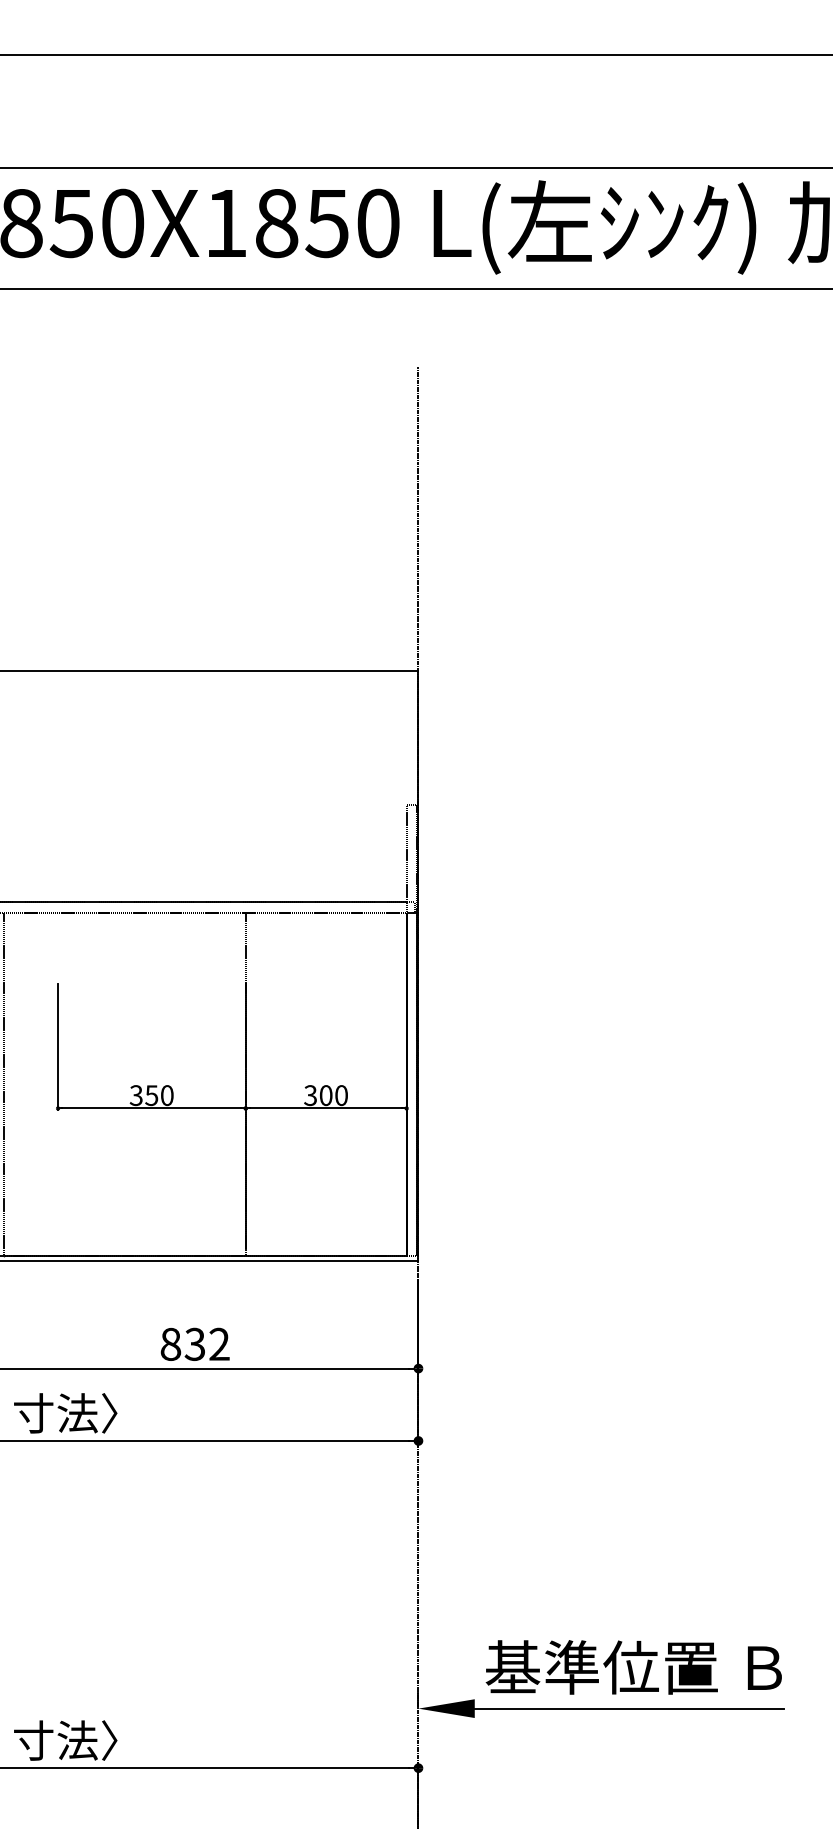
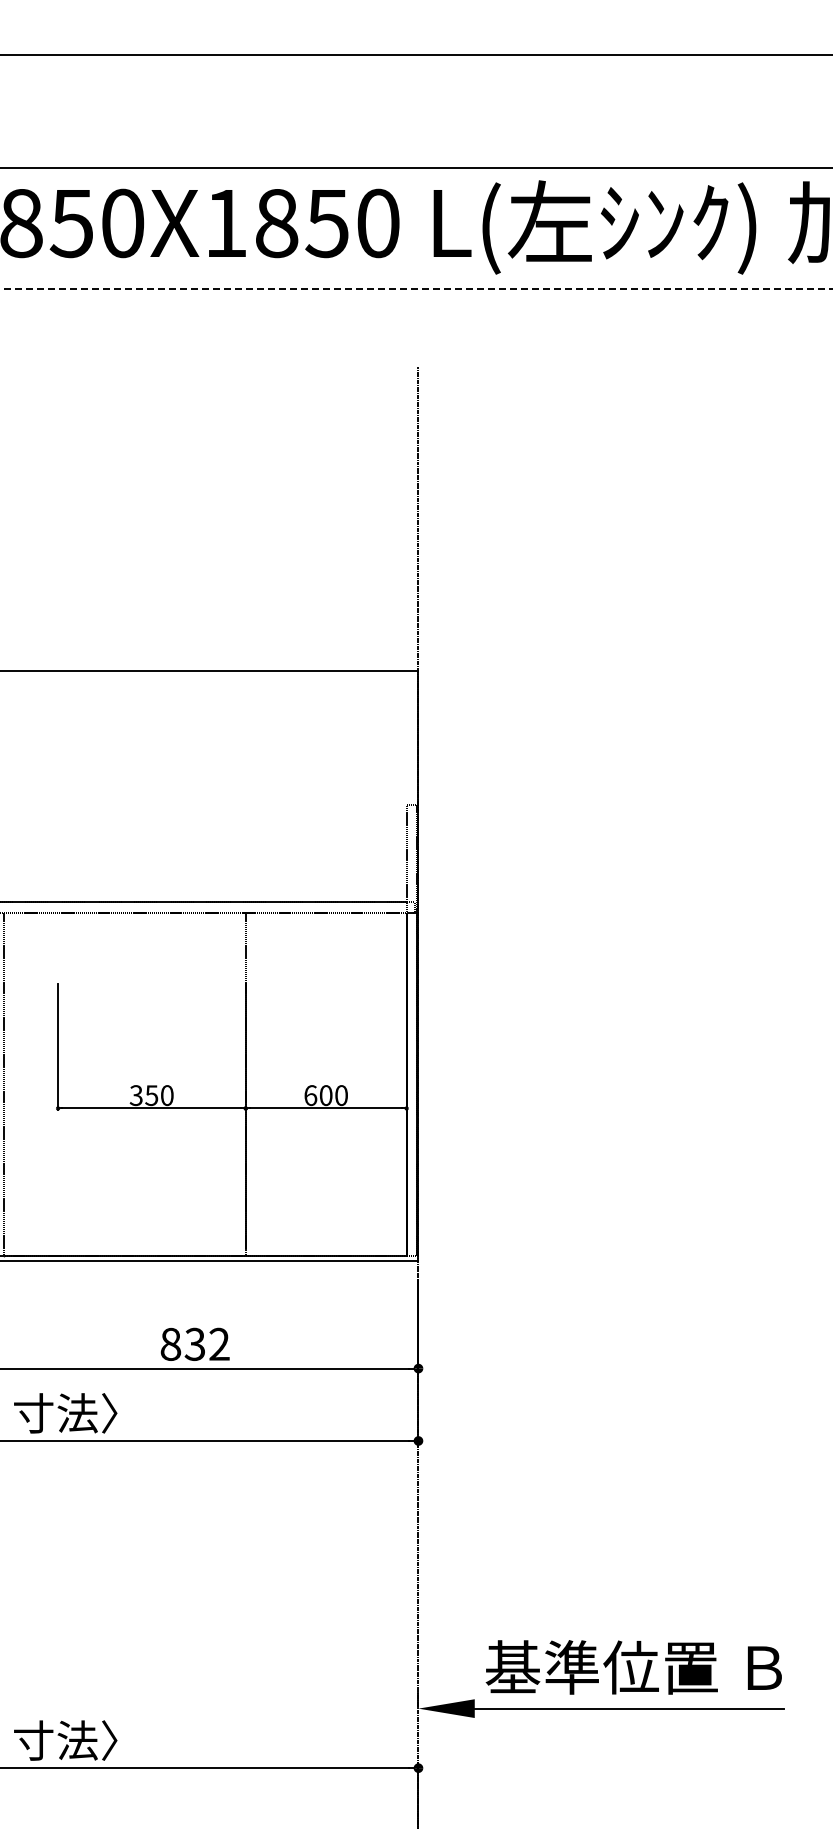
line: solid -> dashed (416, 288)
text: 300 -> 600 (310, 1095)
